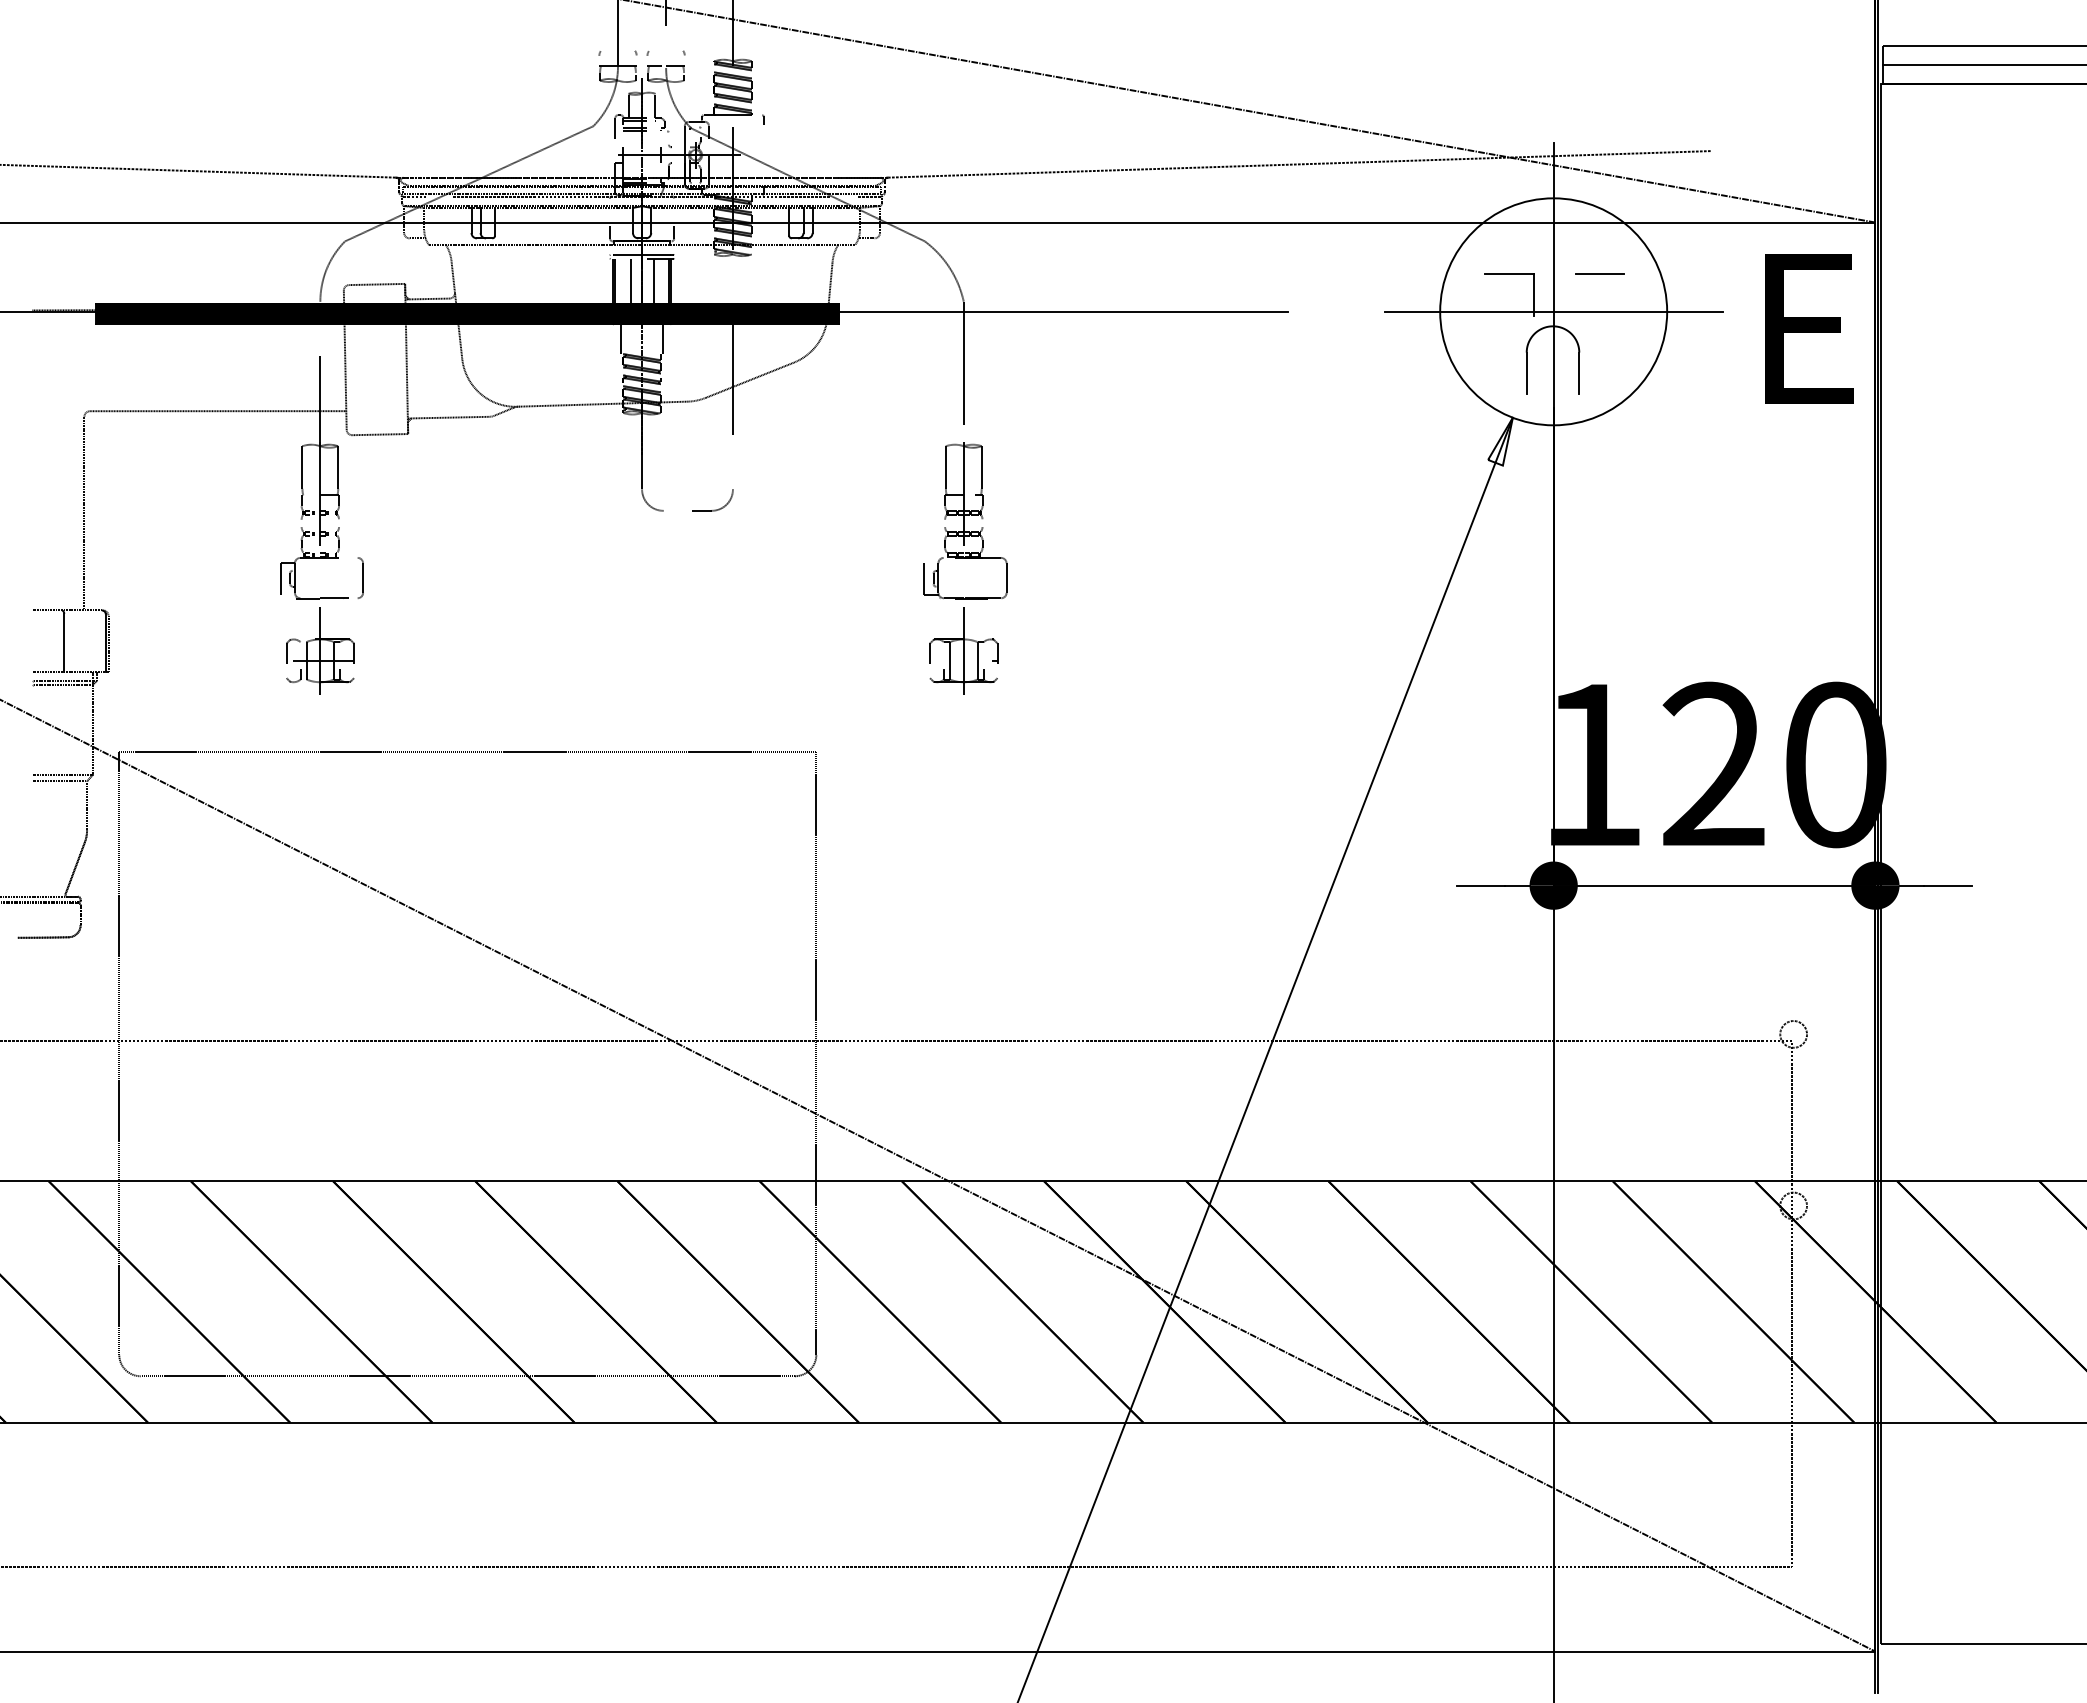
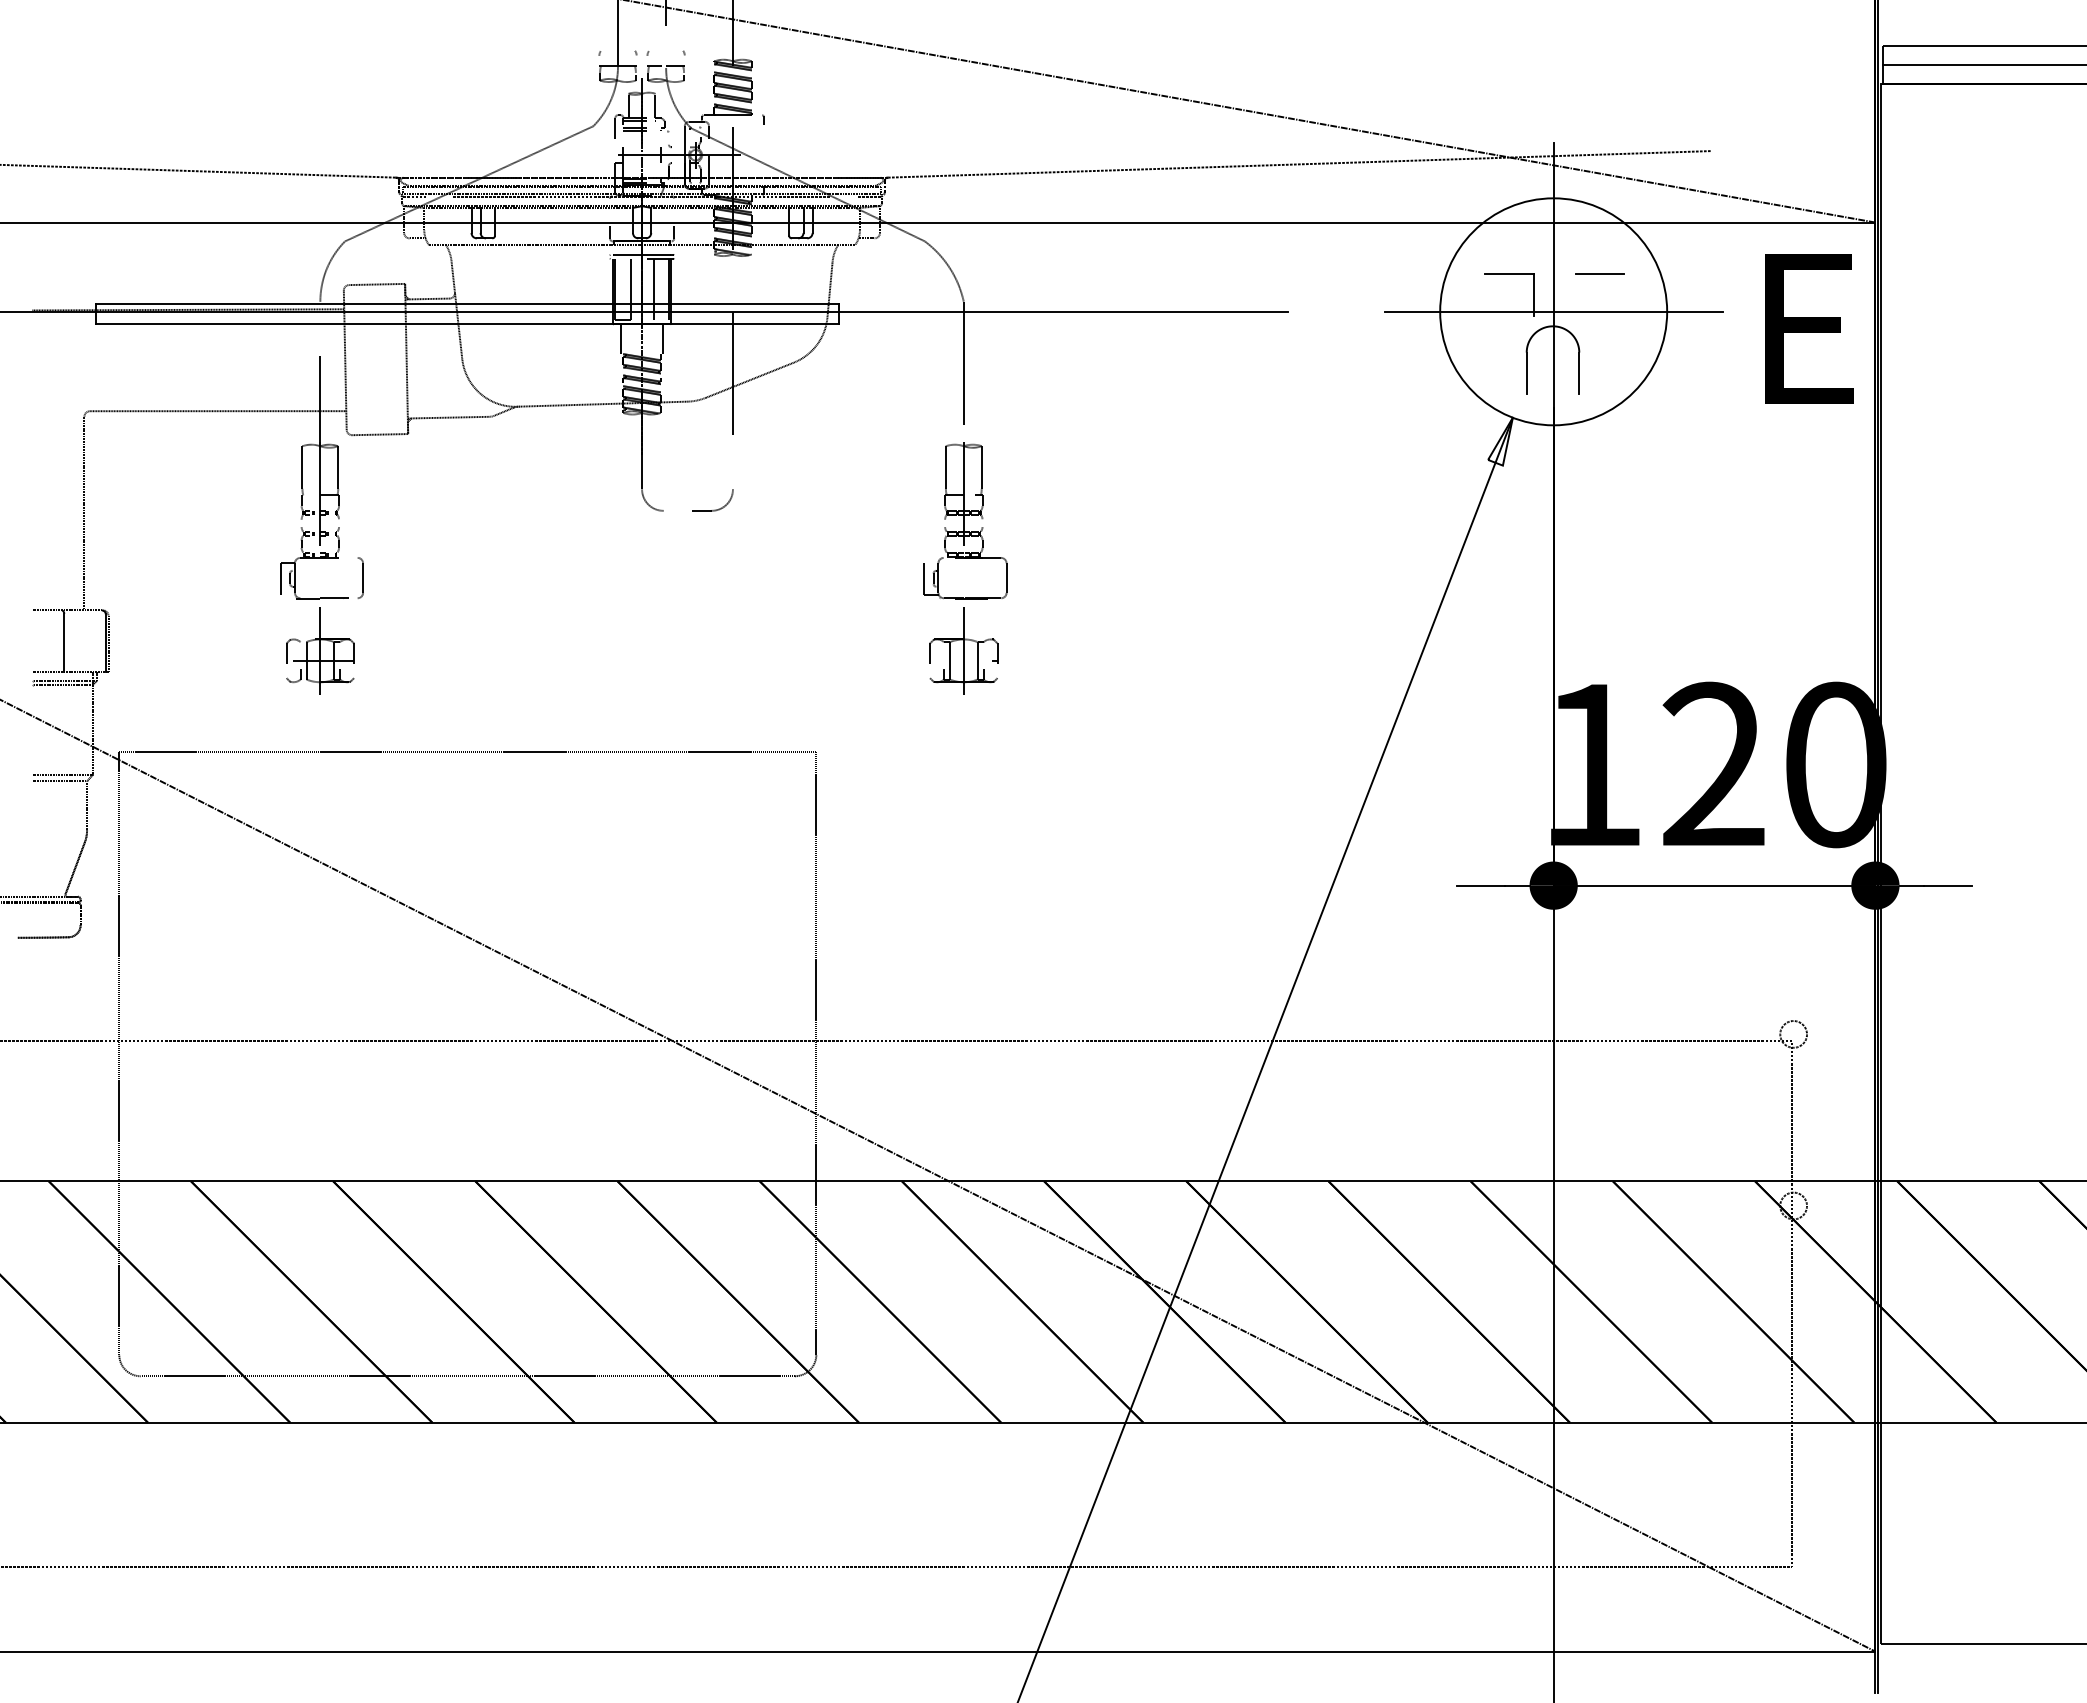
hatch: present -> none (467, 313)
